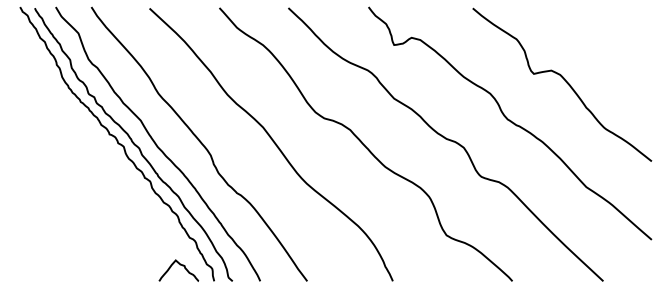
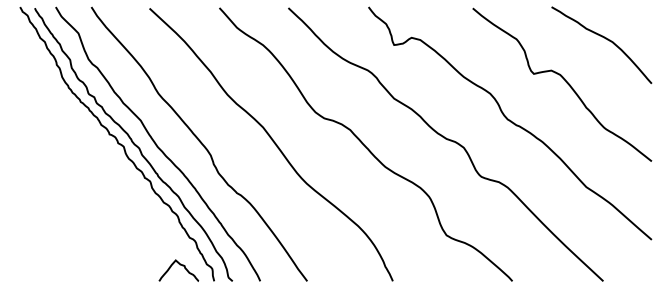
curve: none -> present (605, 39)
